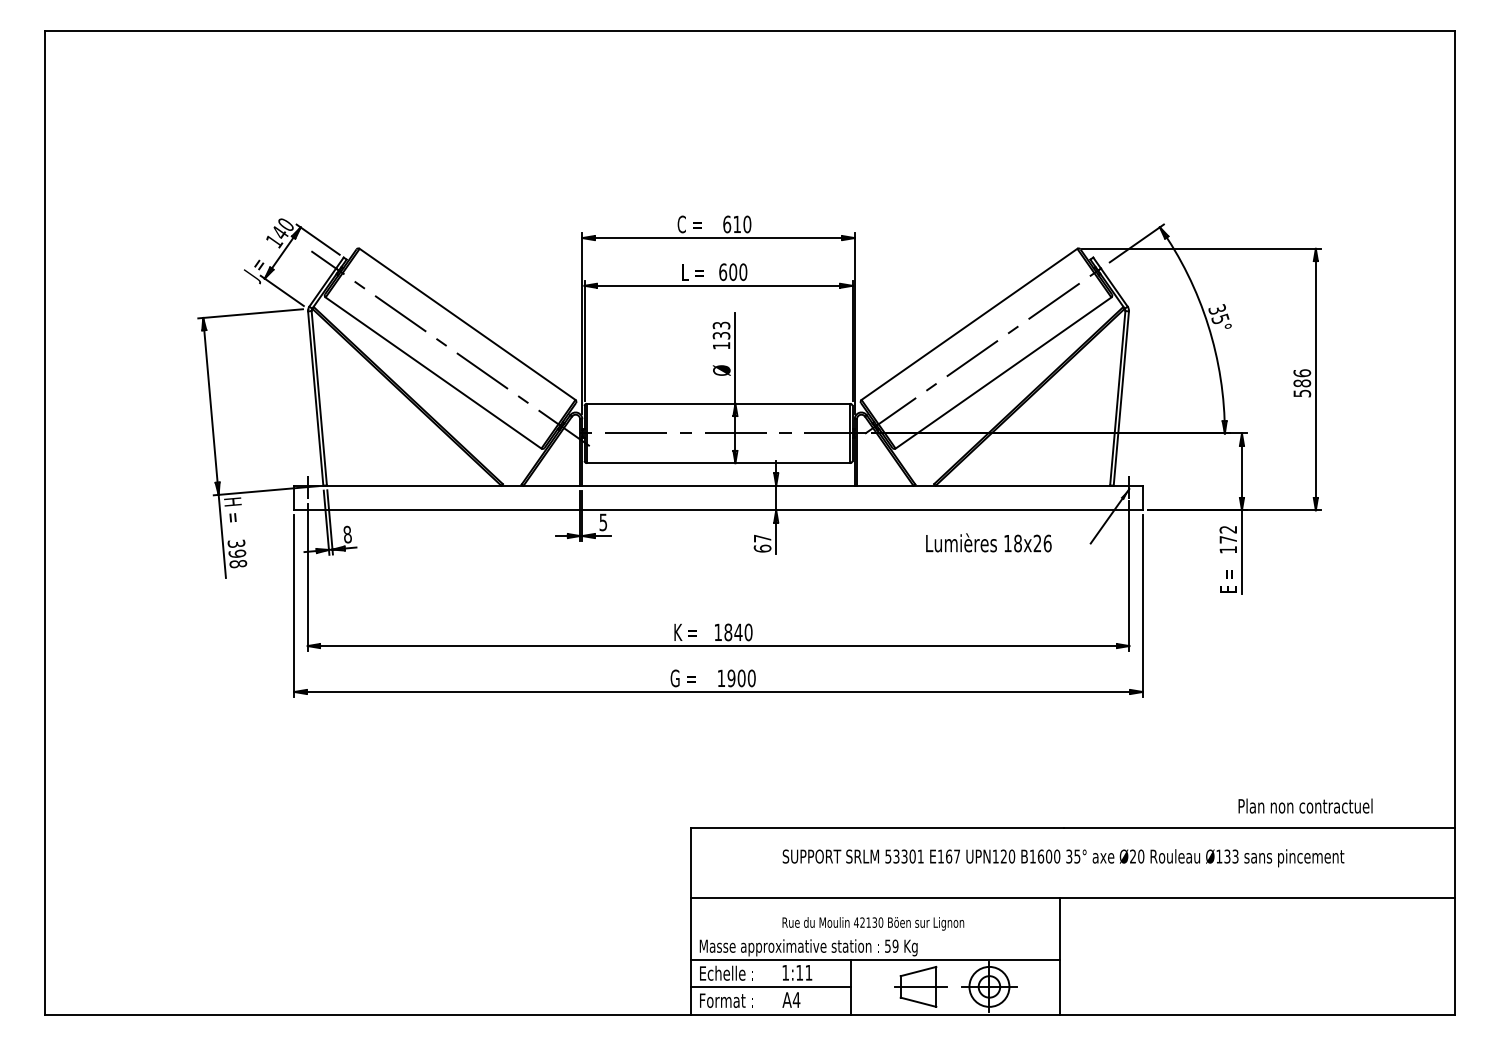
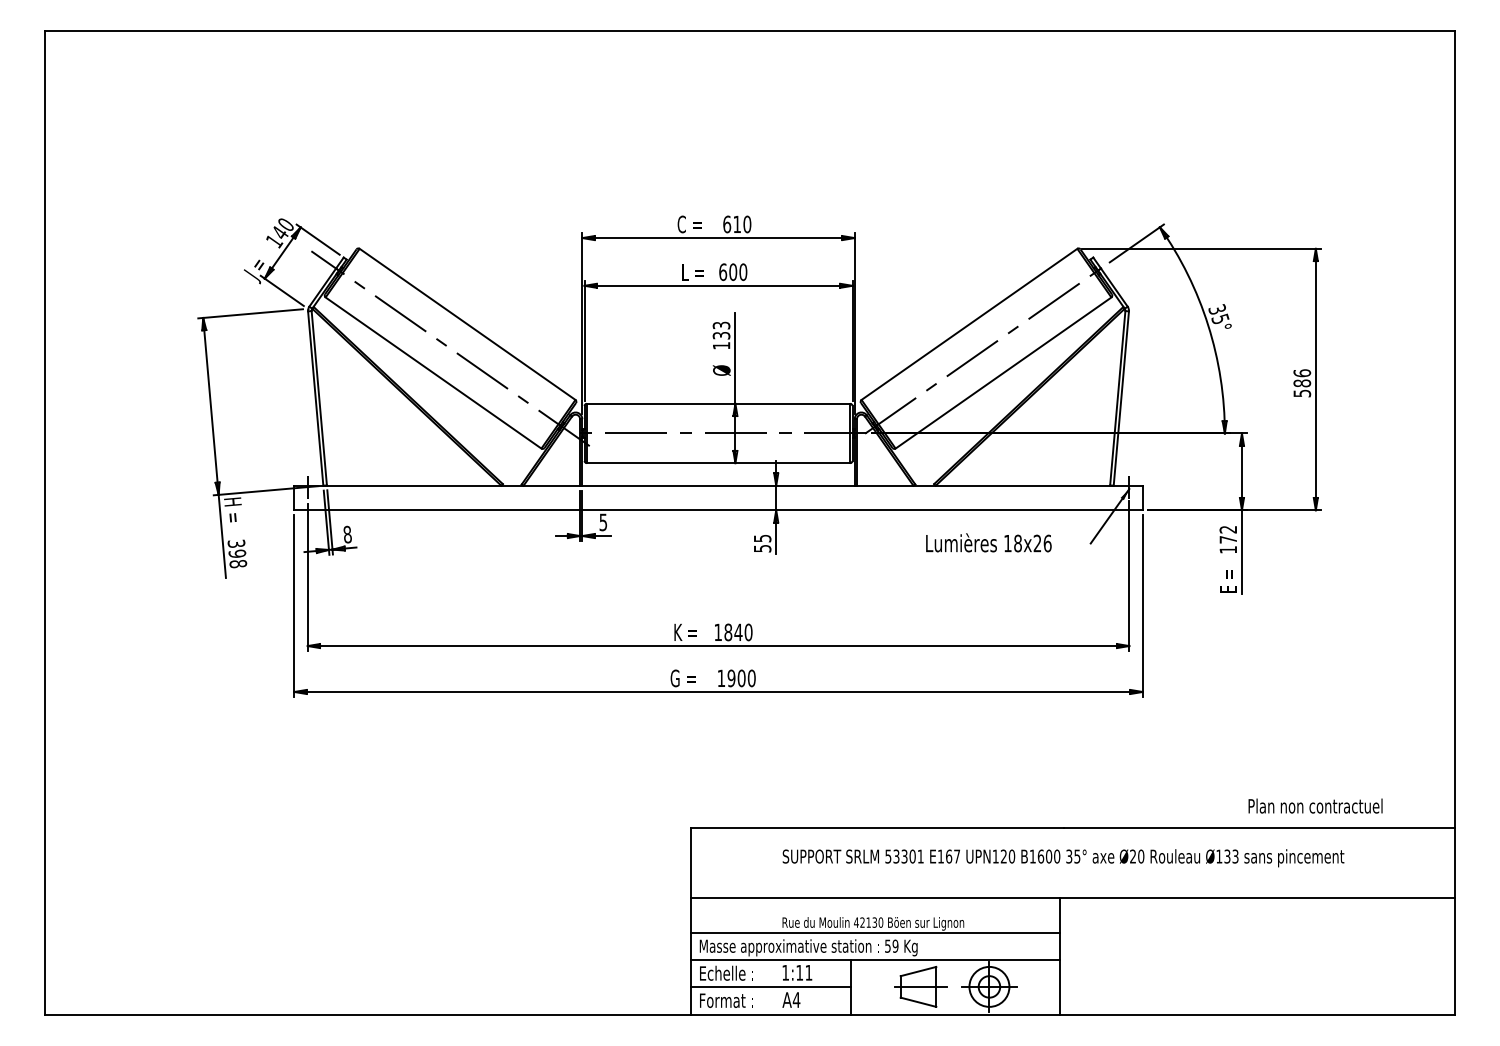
text: 67 -> 55 (762, 543)
text position: (1305, 805) -> (1315, 805) (1315, 805)
line: none -> present (875, 933)
